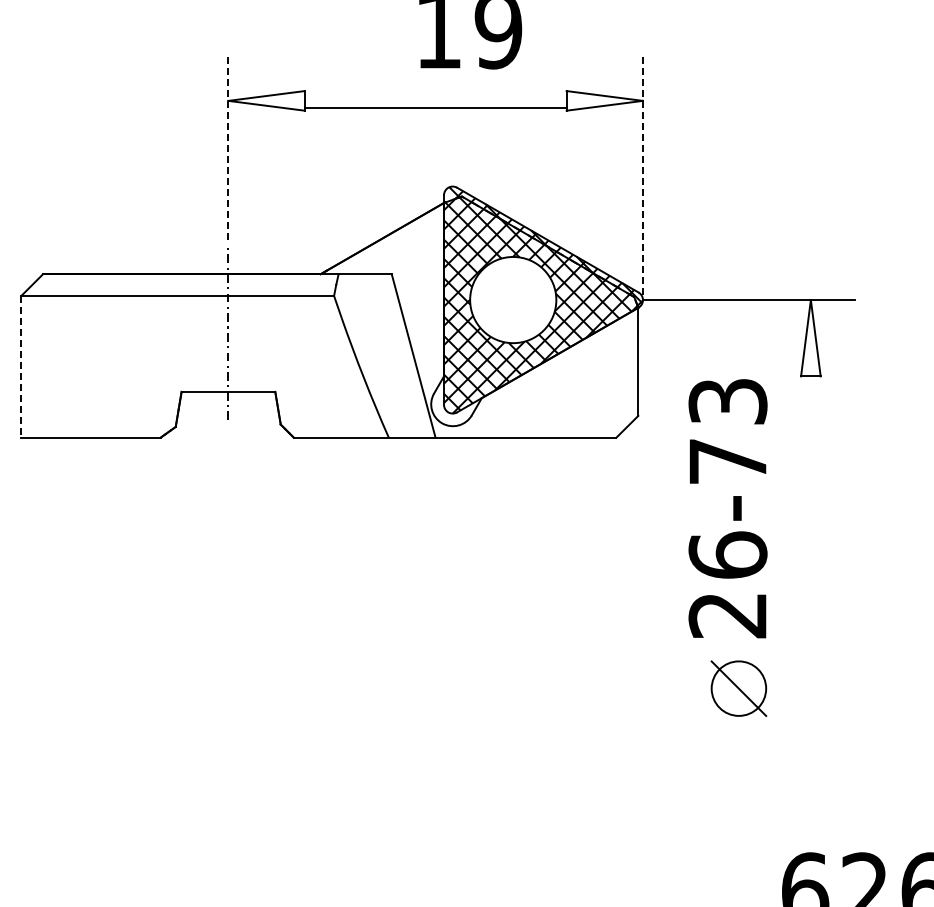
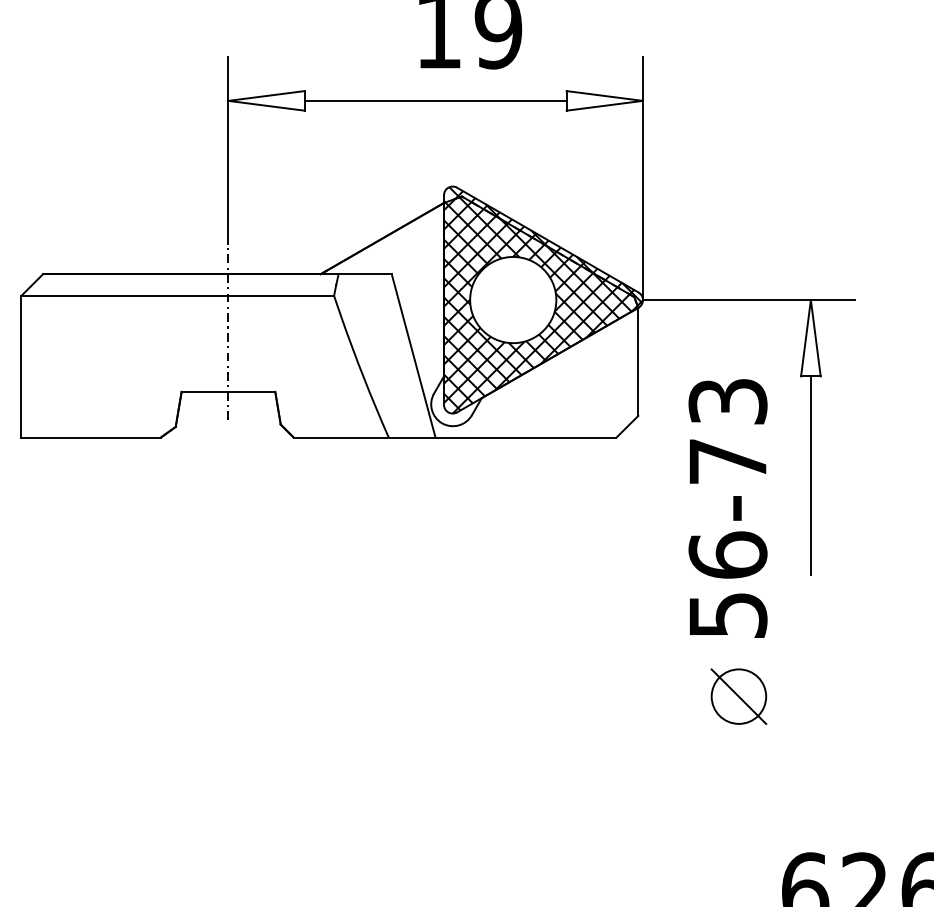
line position: (435, 107) -> (435, 100) (435, 100)
line: dashed -> solid (228, 150)
line: dashed -> solid (642, 179)
line: dashed -> solid (21, 366)
line: none -> present (810, 475)
text: 26-73 -> 56-73 (727, 615)
part position: (738, 688) -> (738, 696) (738, 696)
